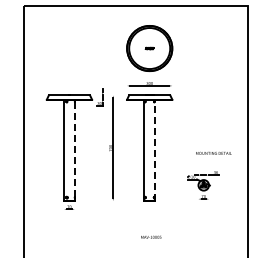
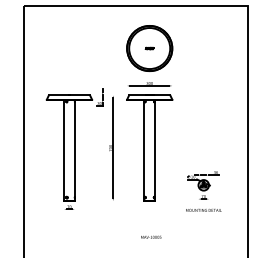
line: dashed -> solid (74, 149)
line: dashed -> solid (155, 149)
text position: (213, 152) -> (203, 209) (203, 209)
